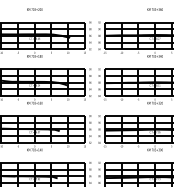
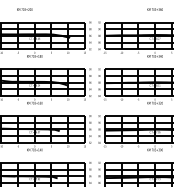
text position: (34, 9) -> (24, 9) (24, 9)
